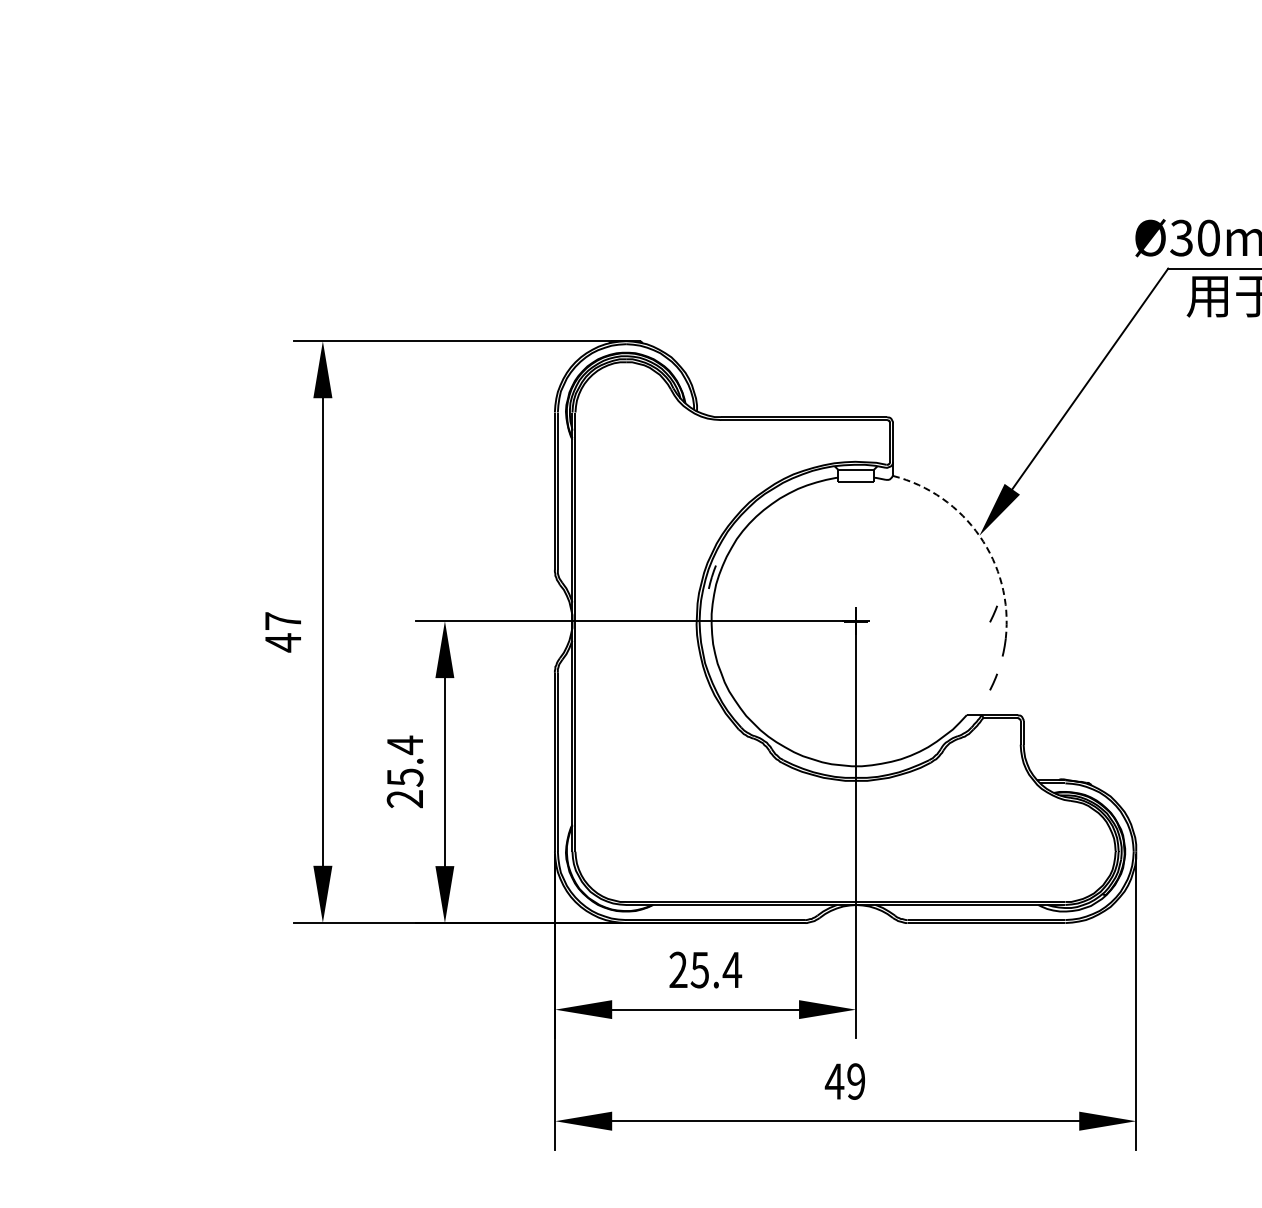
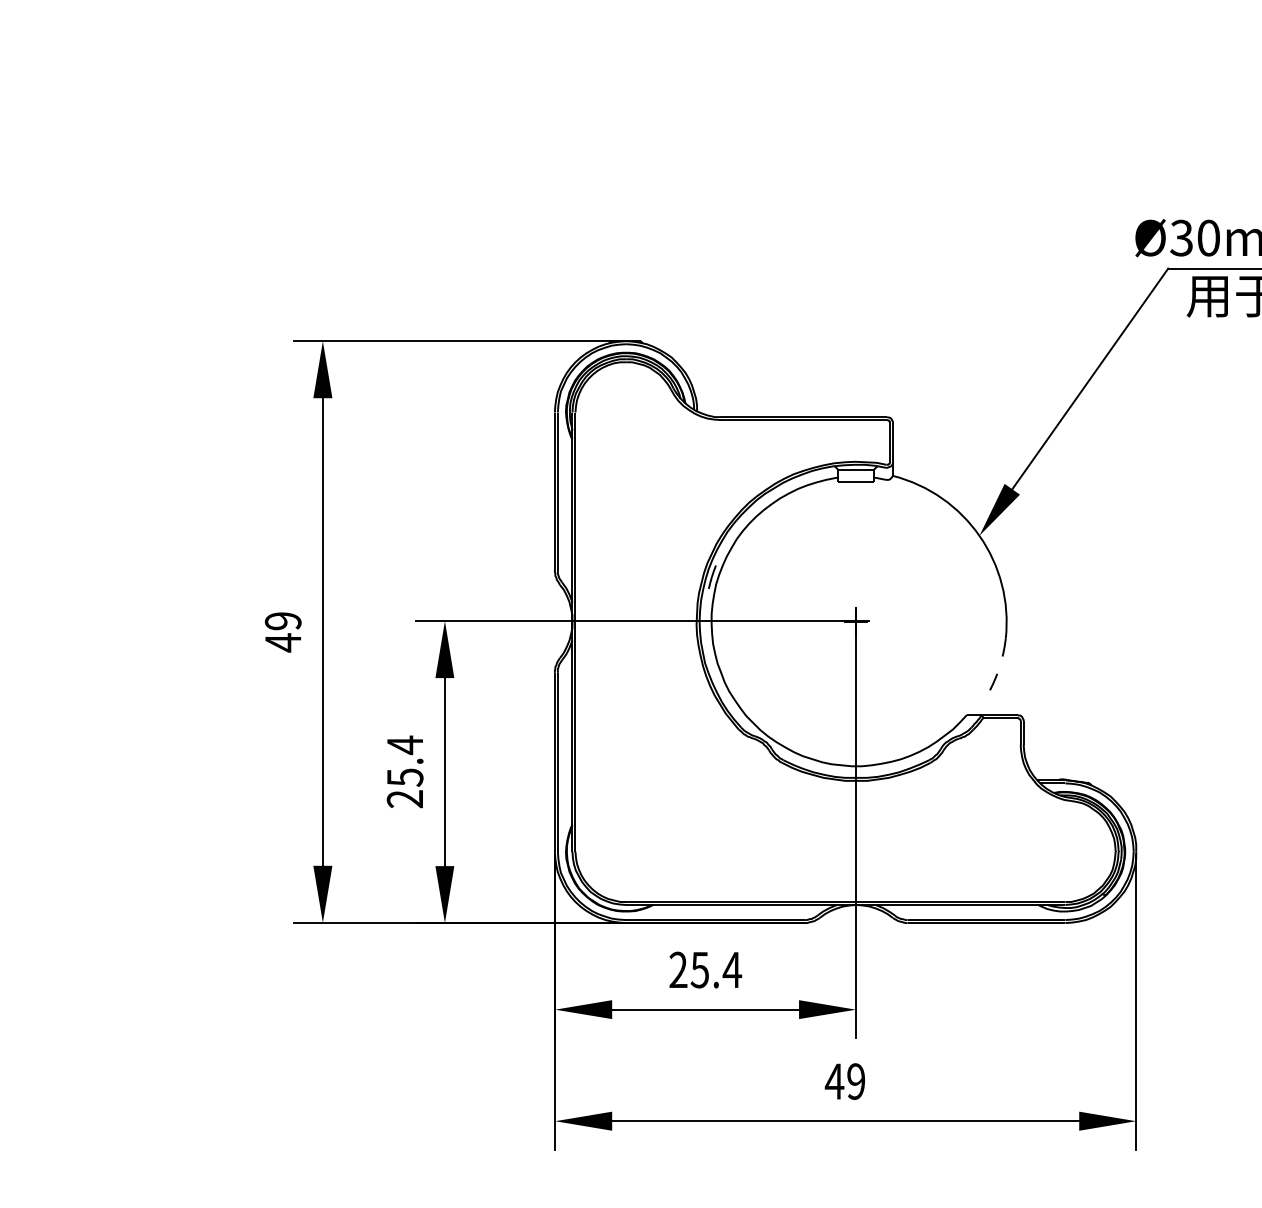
arc: dashed -> solid (979, 536)
line: present -> none (993, 613)
text: 47 -> 49 (282, 621)
